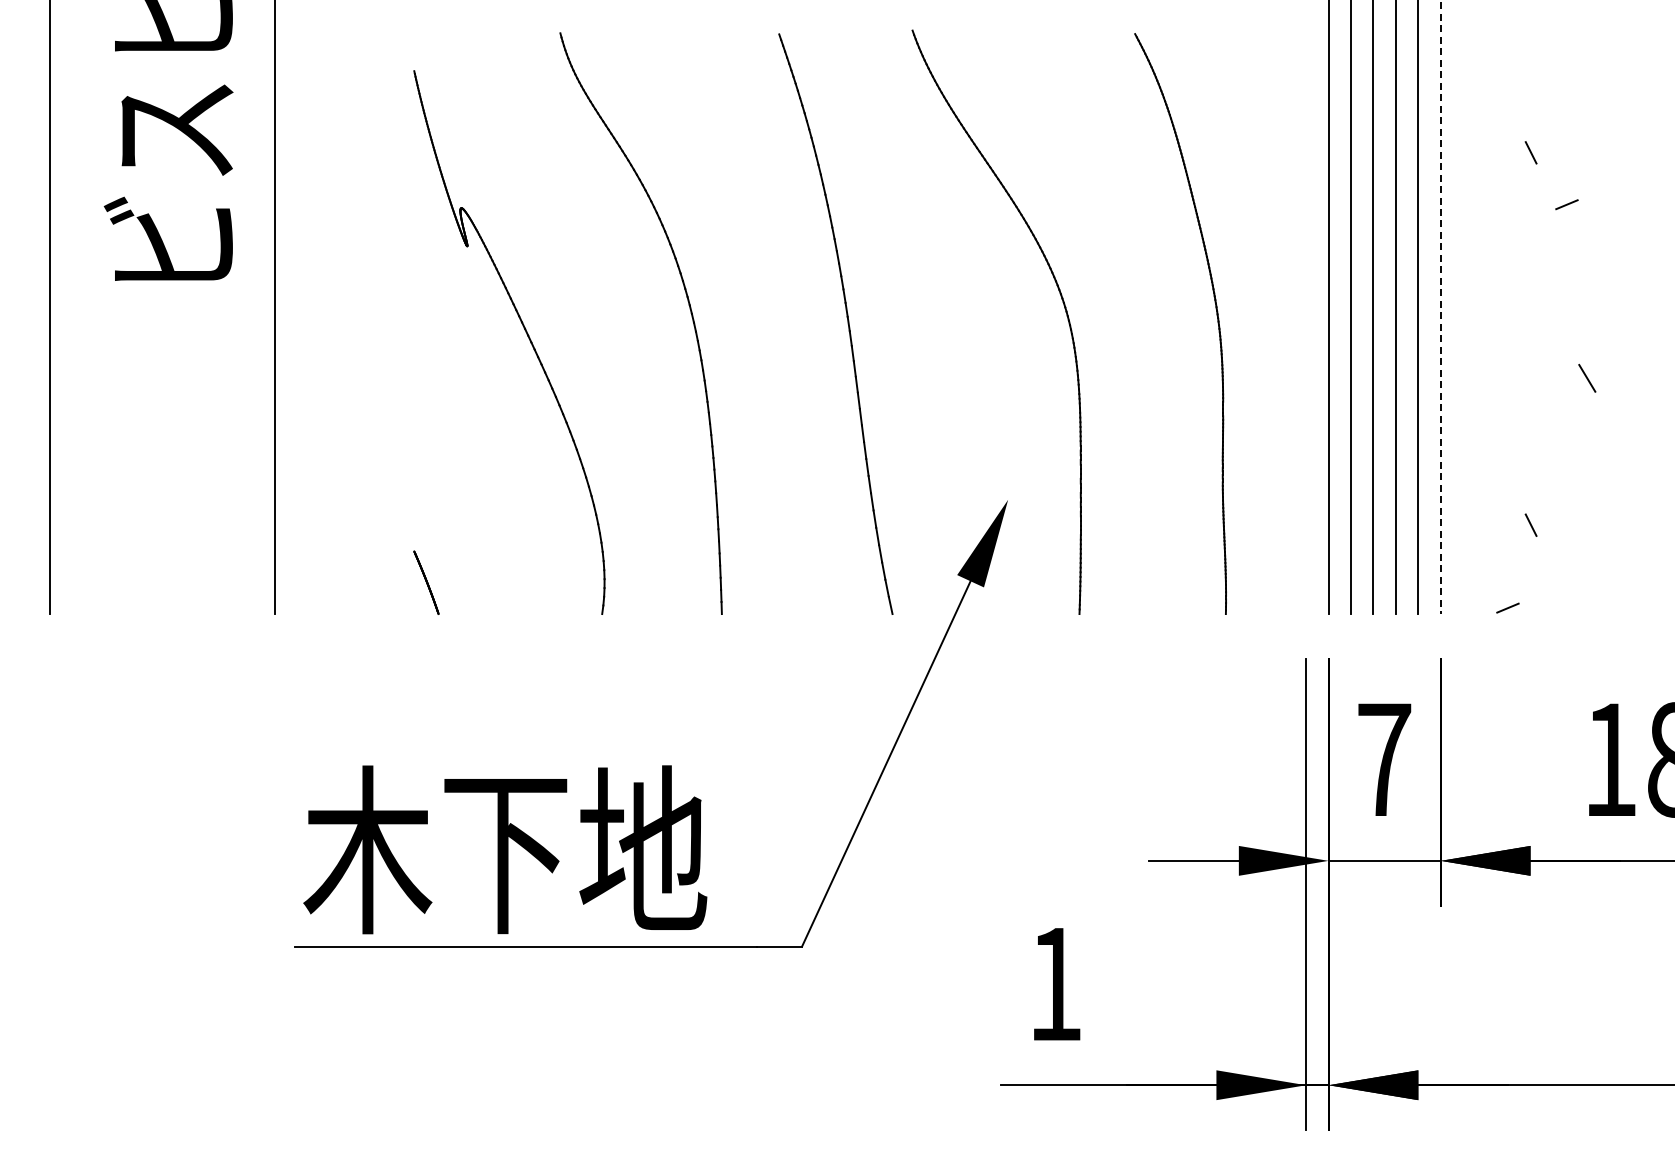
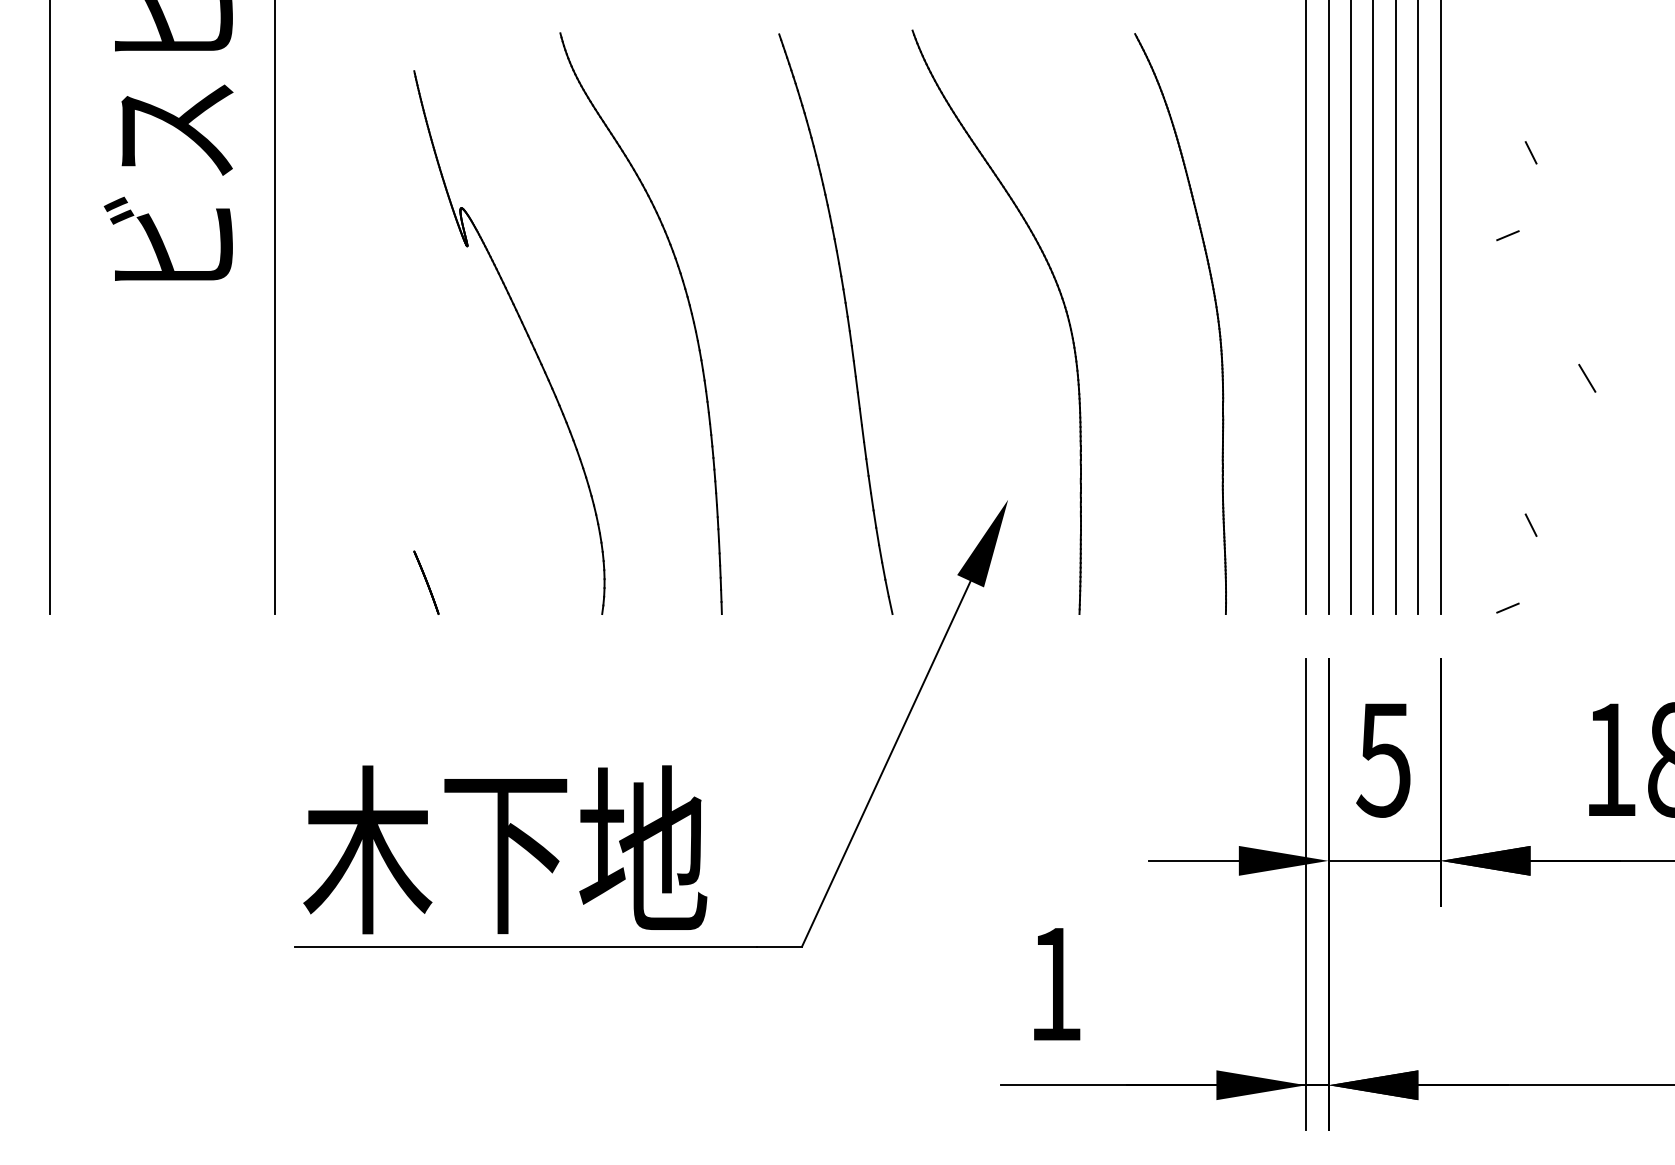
line position: (1566, 204) -> (1507, 235) (1507, 235)
line: dashed -> solid (1440, 307)
line: none -> present (1306, 308)
text: 7 -> 5 (1383, 760)
